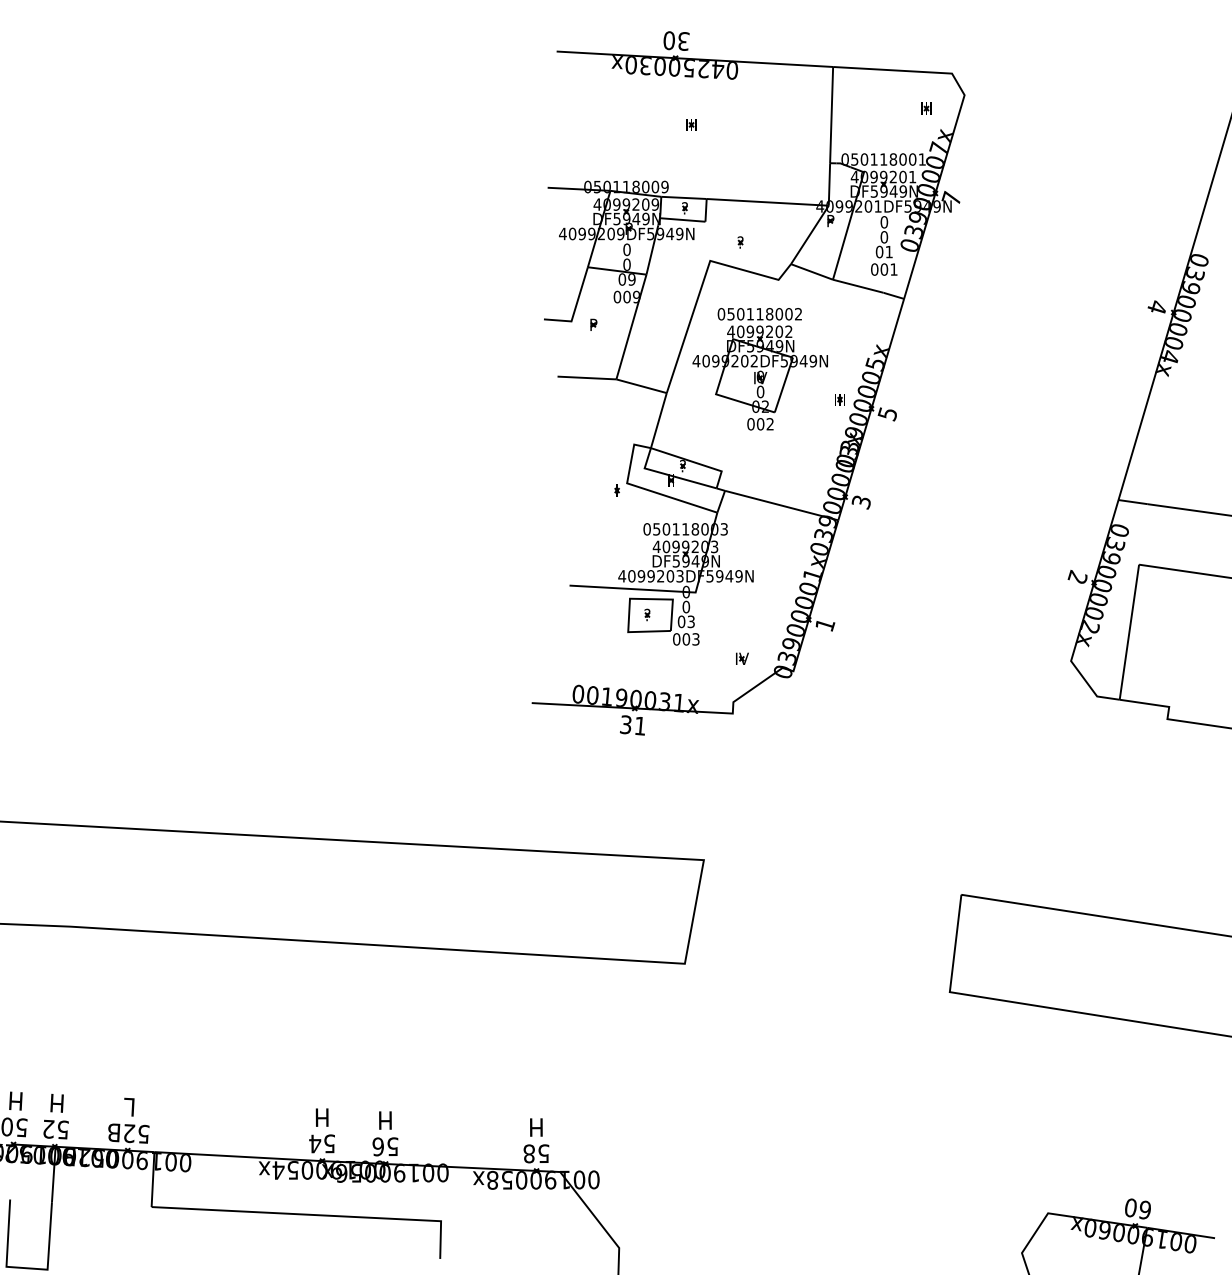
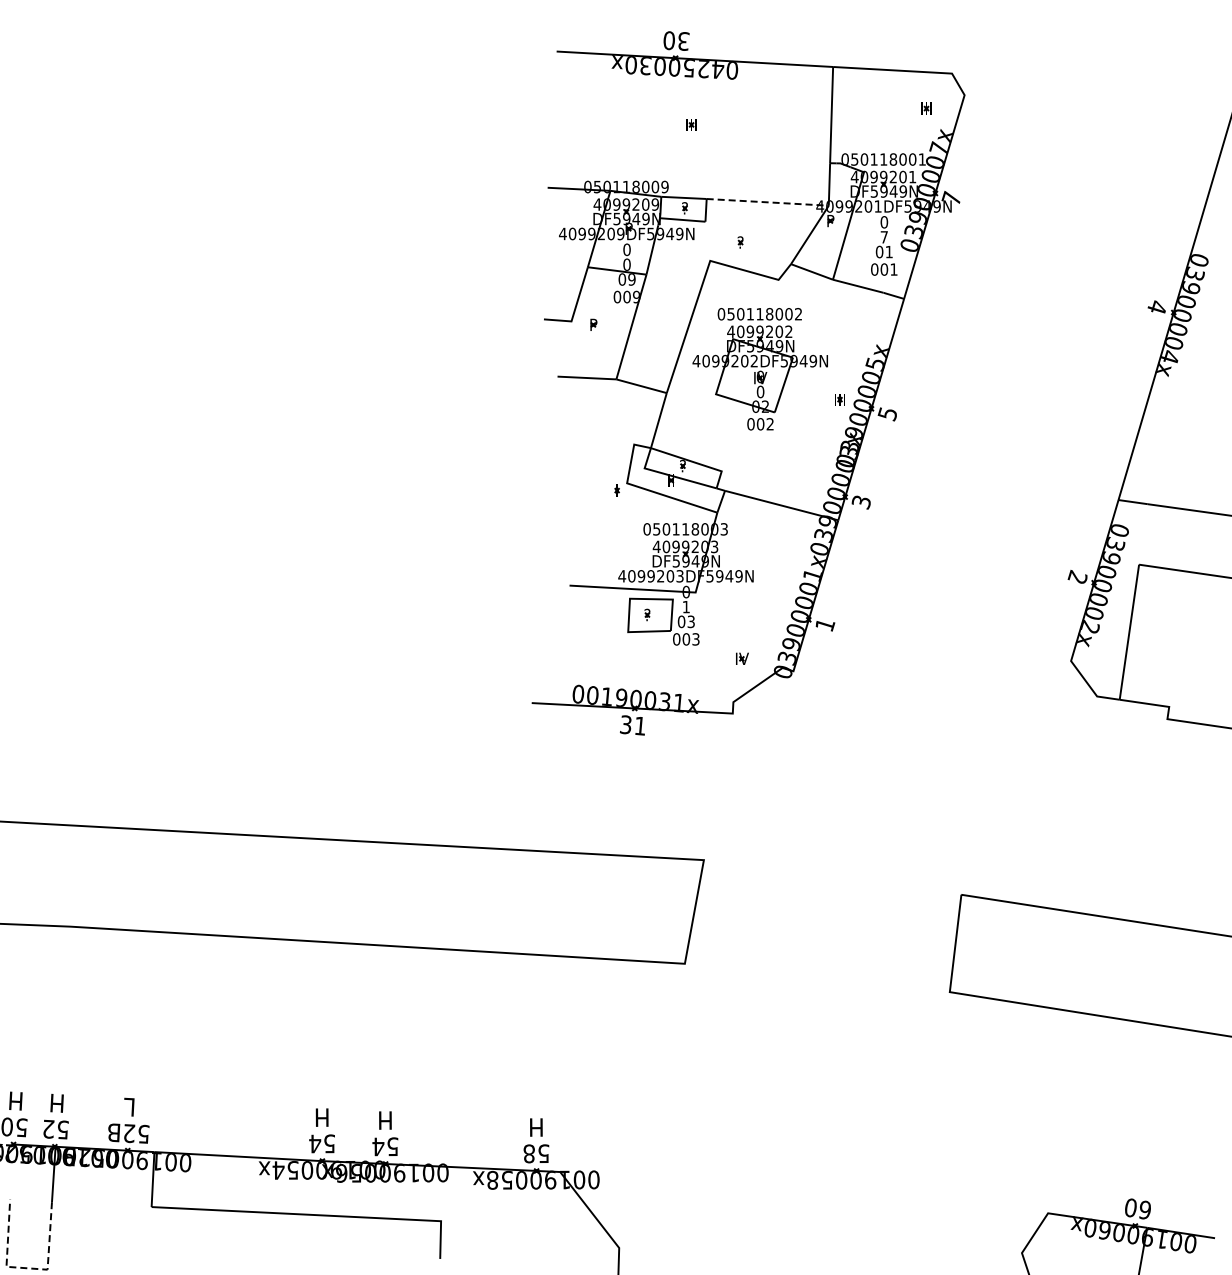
line: solid -> dashed (768, 202)
text: 0 -> 7 (884, 237)
text: 0 -> 1 (686, 606)
text: 56 -> 54 (378, 1146)
line: solid -> dashed (27, 1268)
